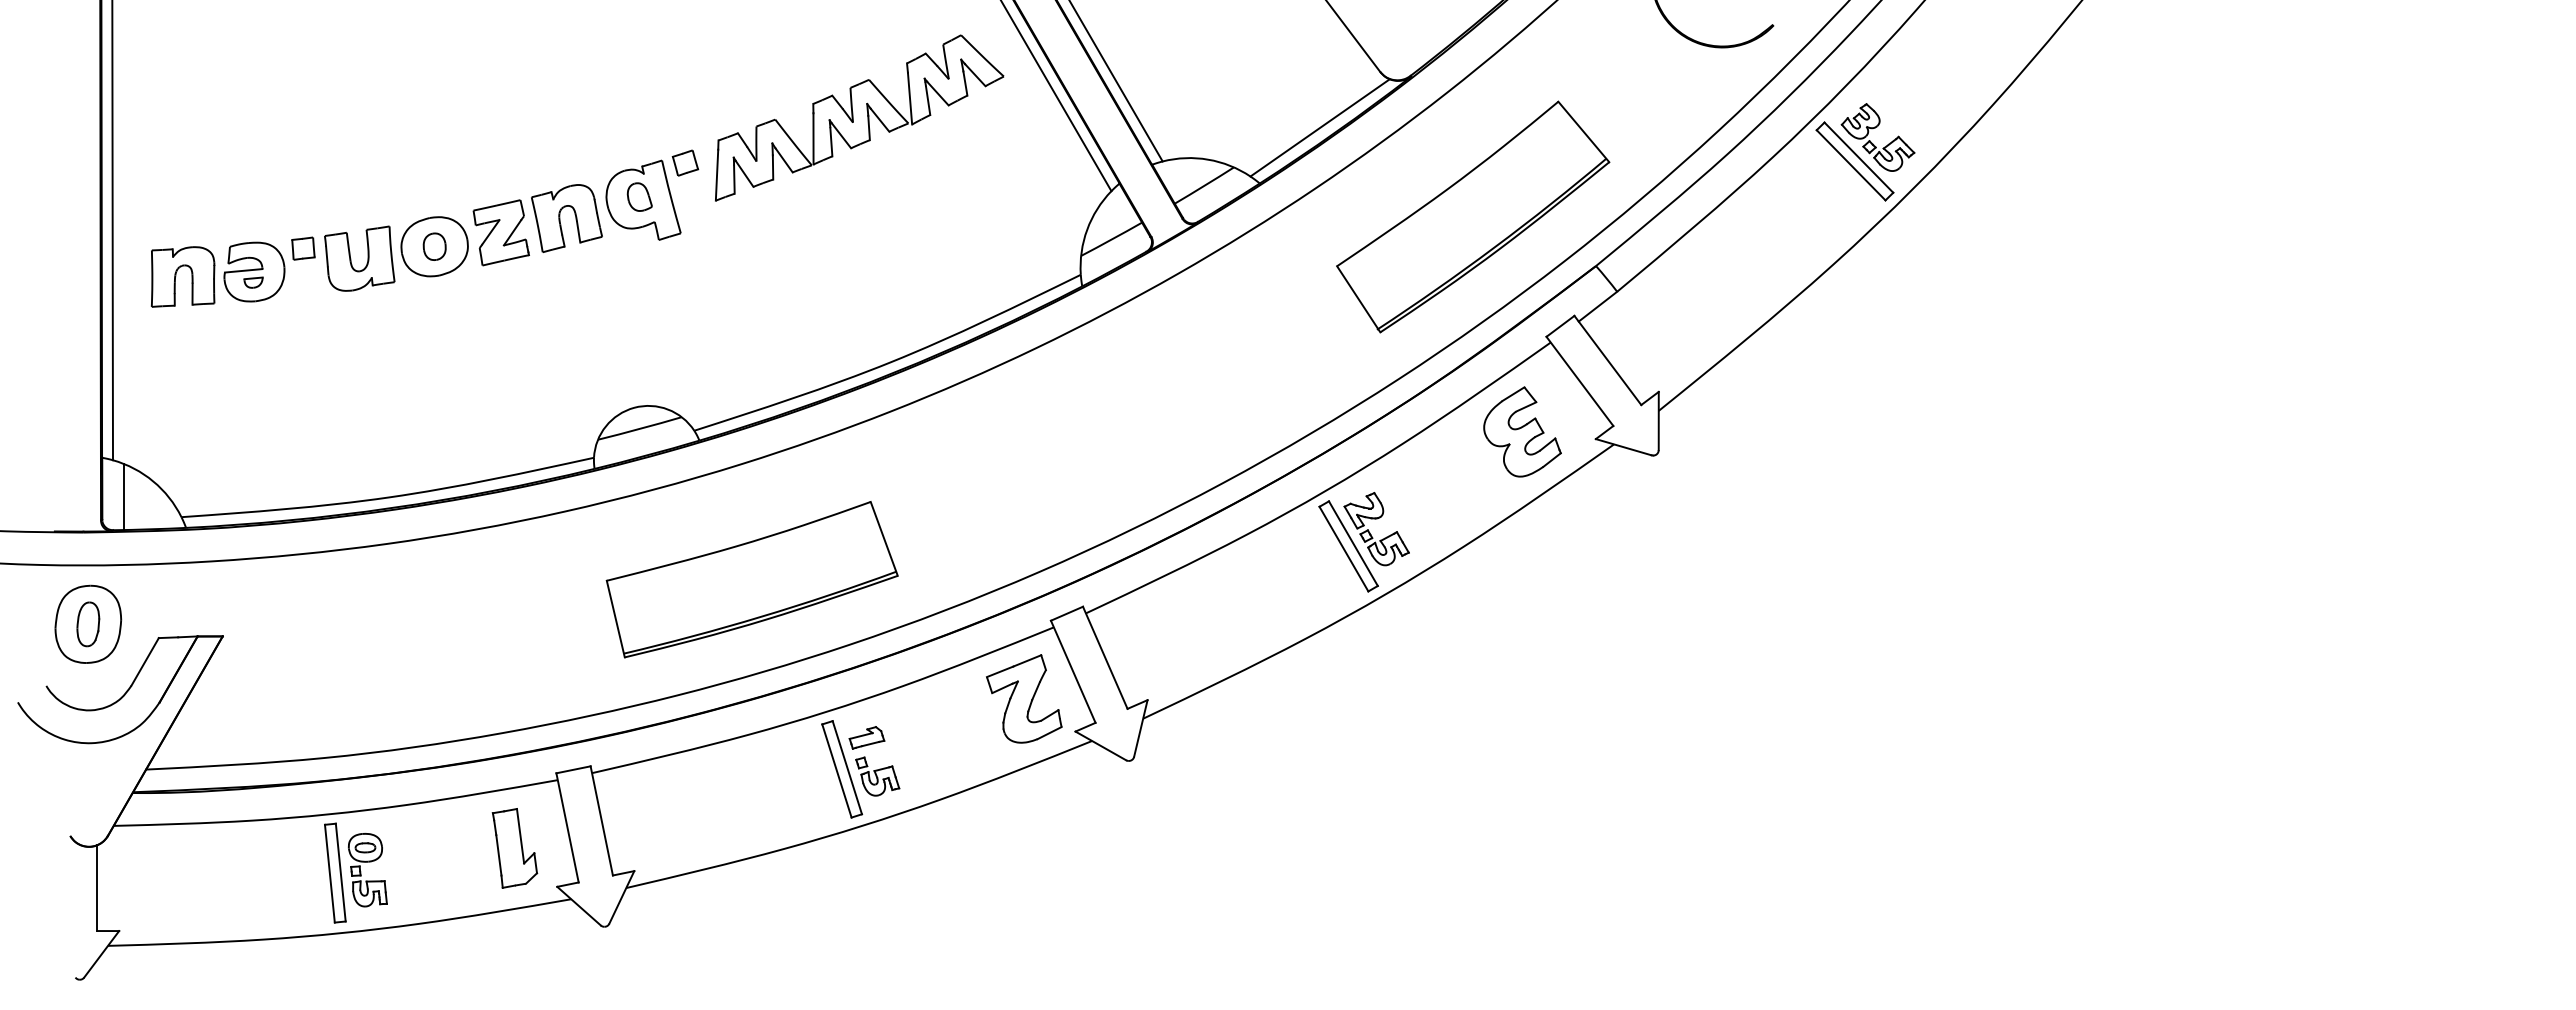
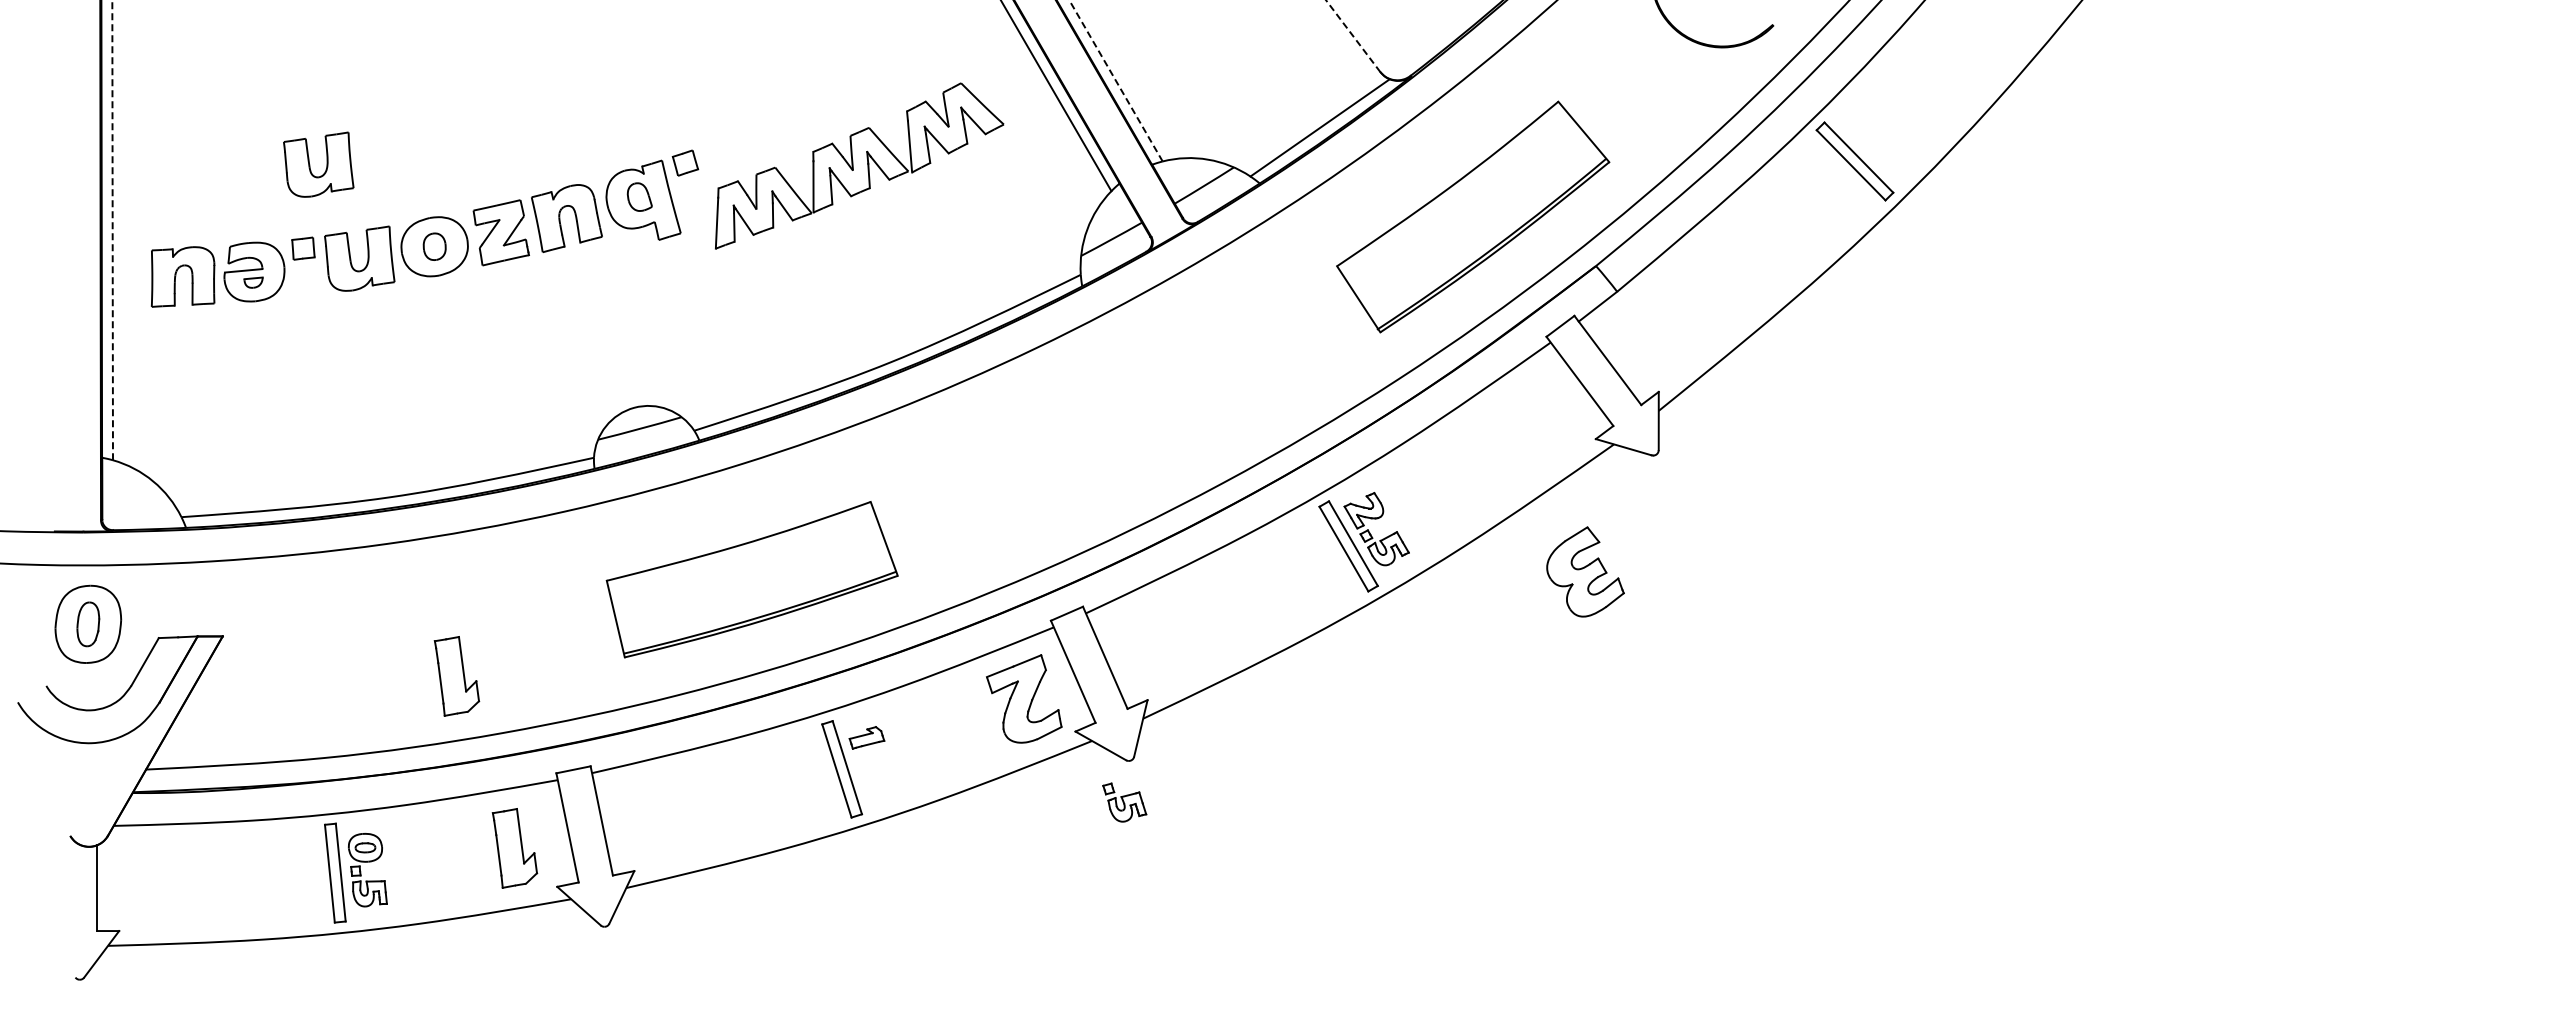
line: solid -> dashed (1353, 36)
line: solid -> dashed (1116, 81)
part position: (859, 117) -> (859, 165) (859, 165)
part: present -> none (1872, 142)
part: none -> present (310, 164)
line: solid -> dashed (112, 230)
part position: (1522, 431) -> (1585, 571) (1585, 571)
line: present -> none (124, 497)
part: none -> present (456, 676)
part position: (877, 776) -> (1124, 802) (1124, 802)
